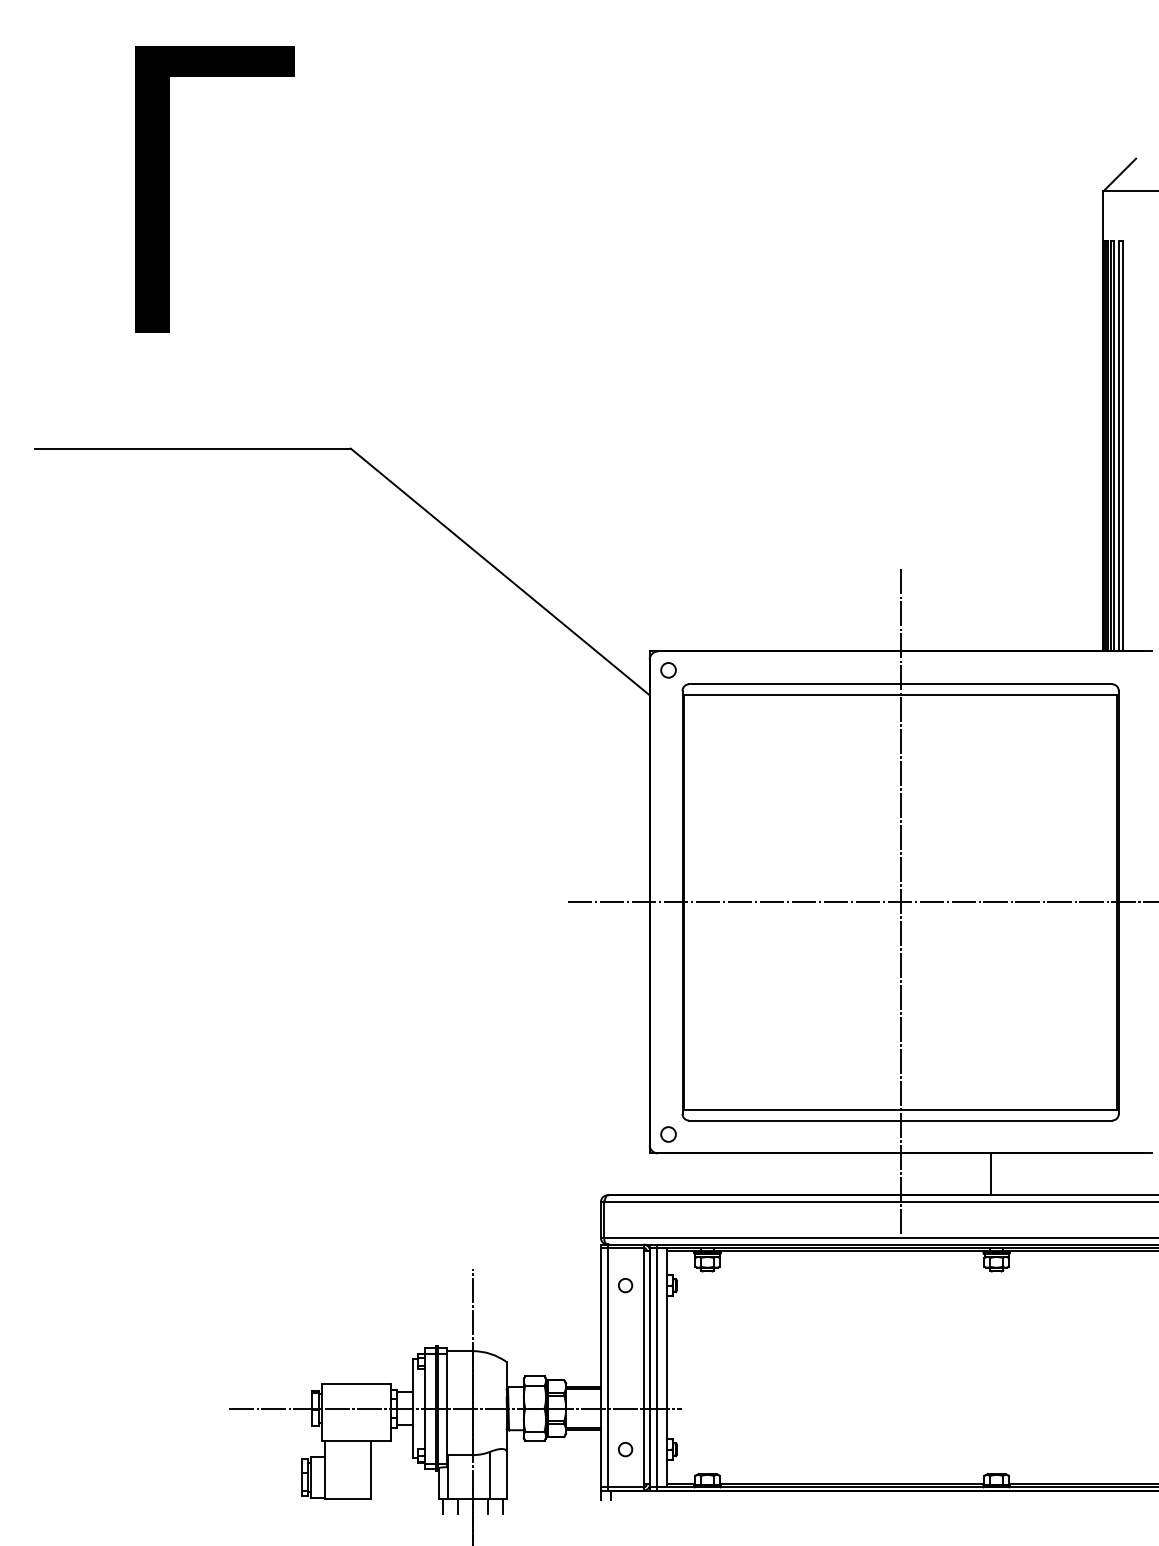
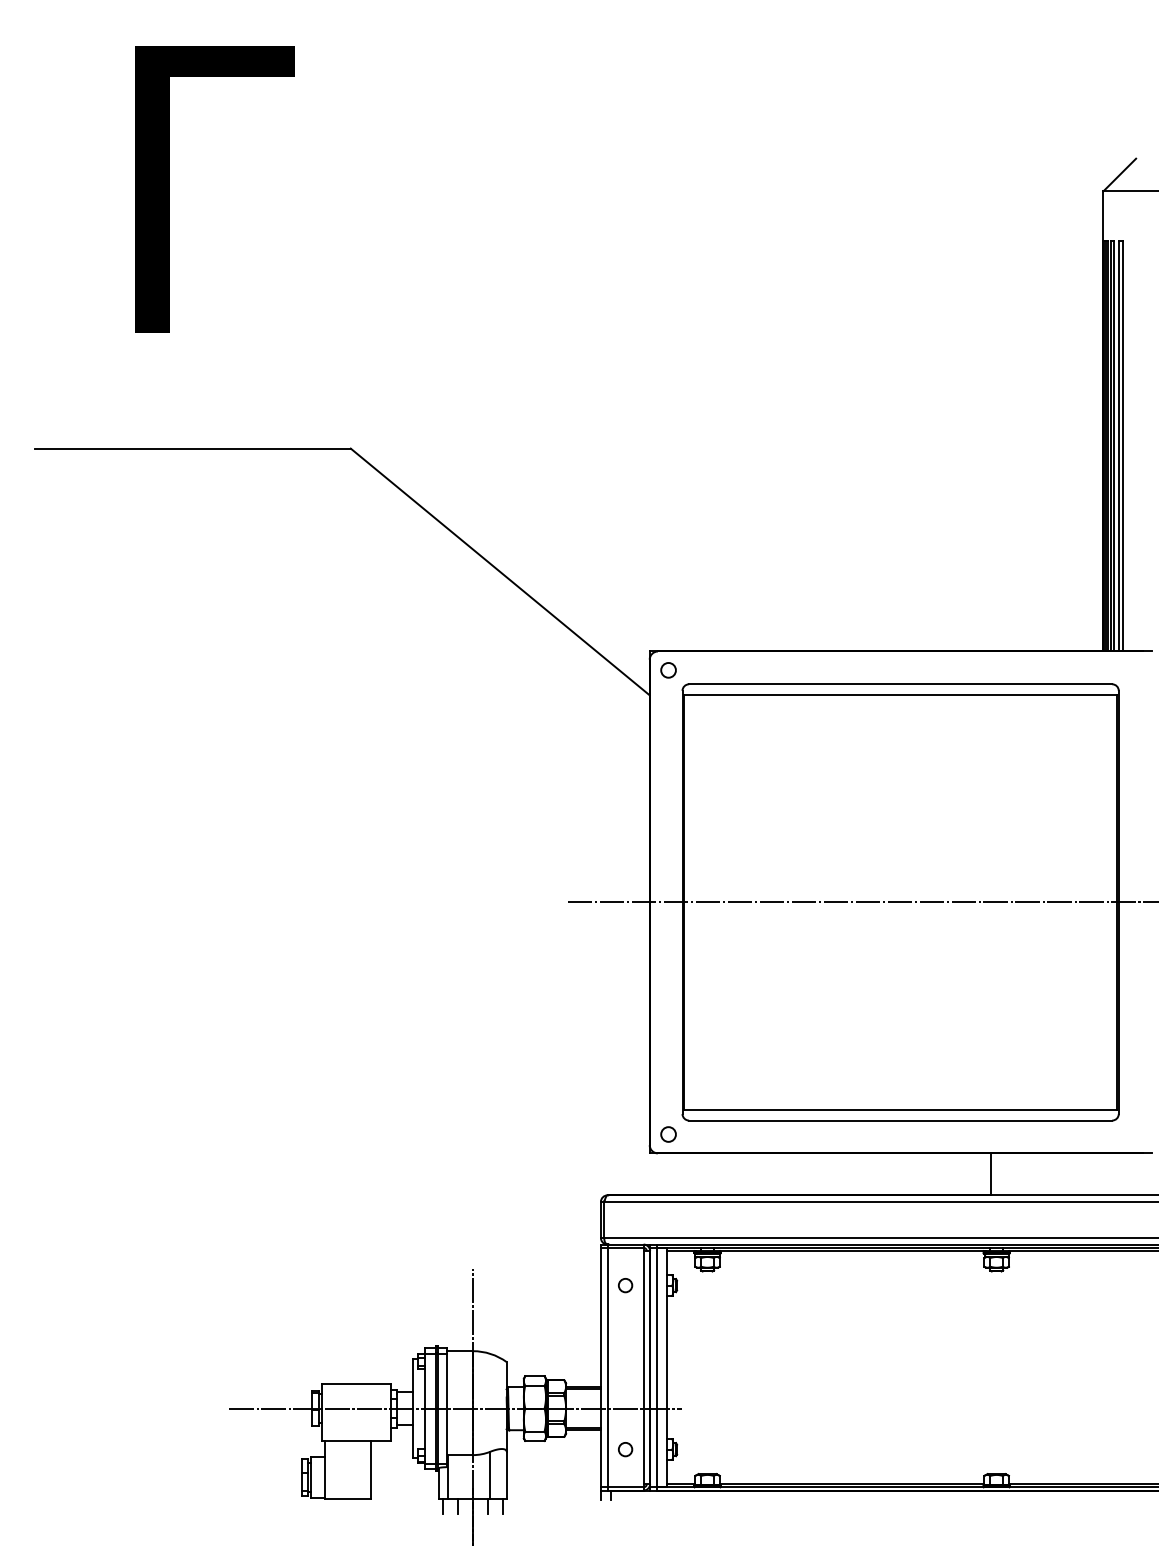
line: present -> none (900, 902)
